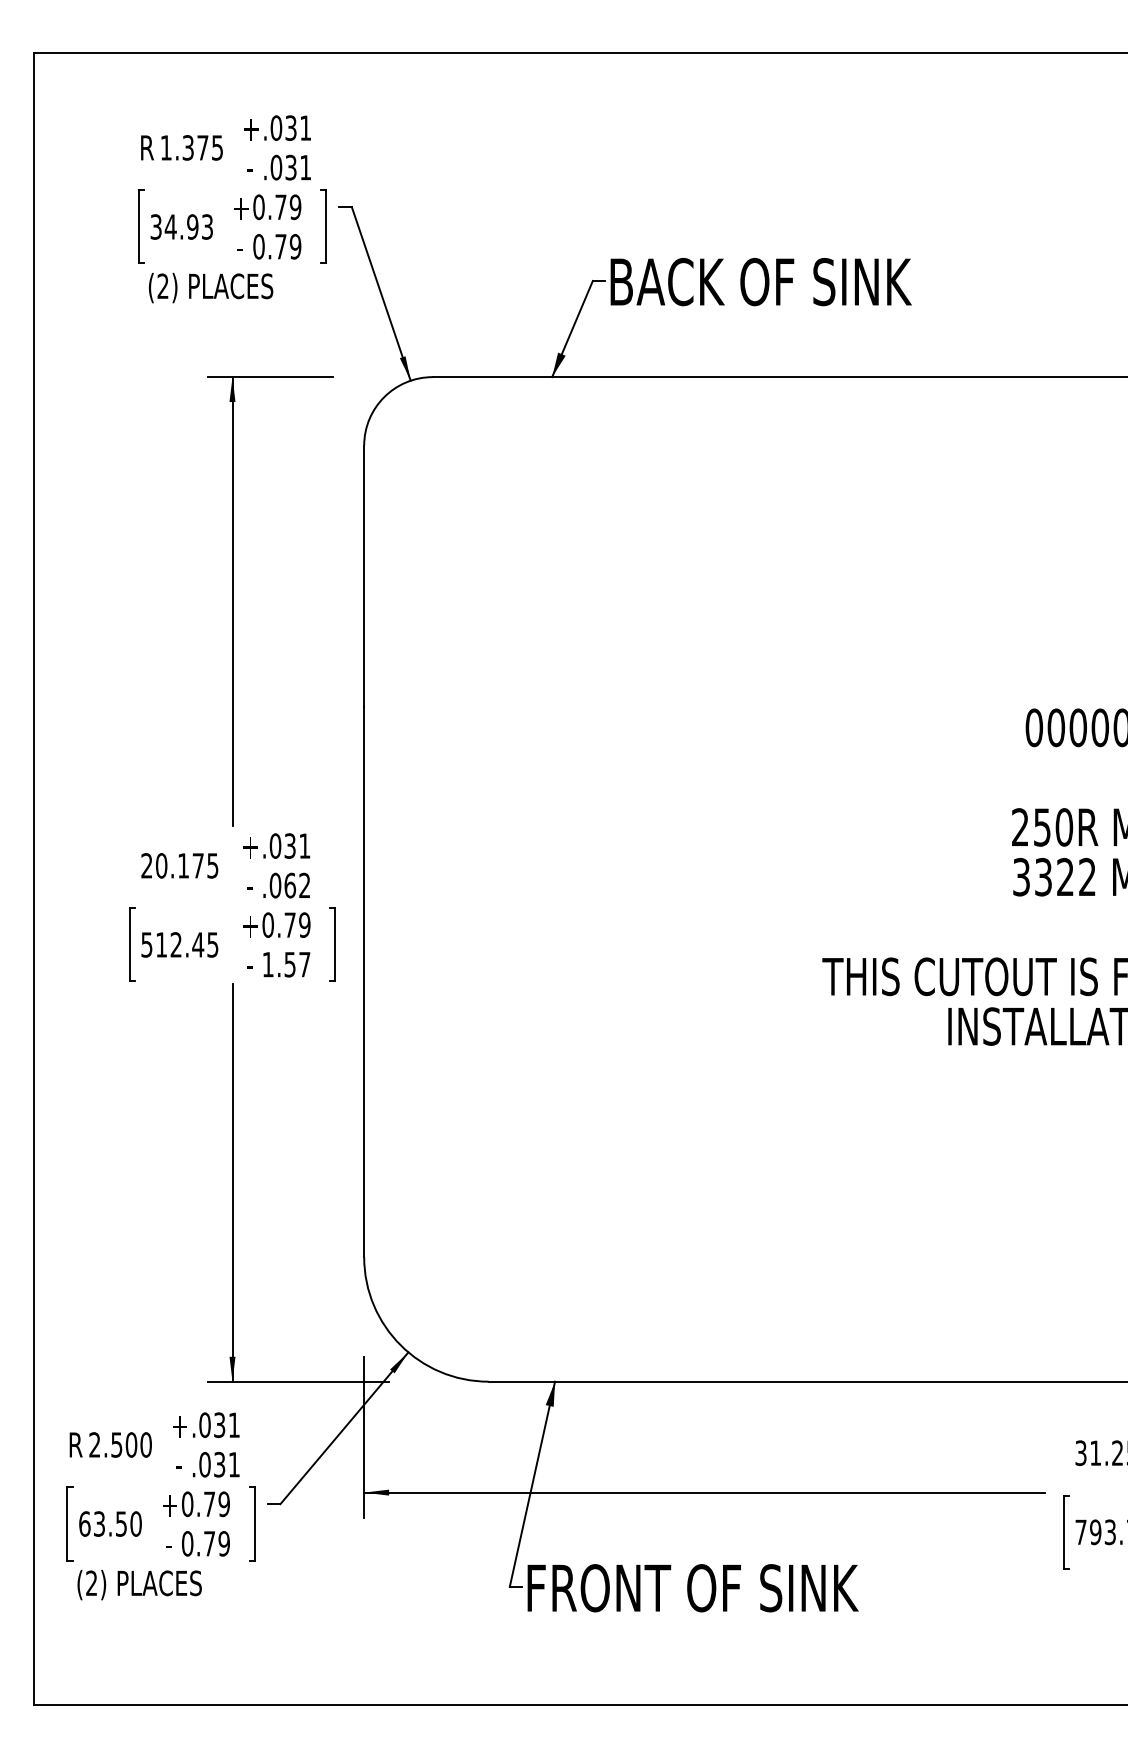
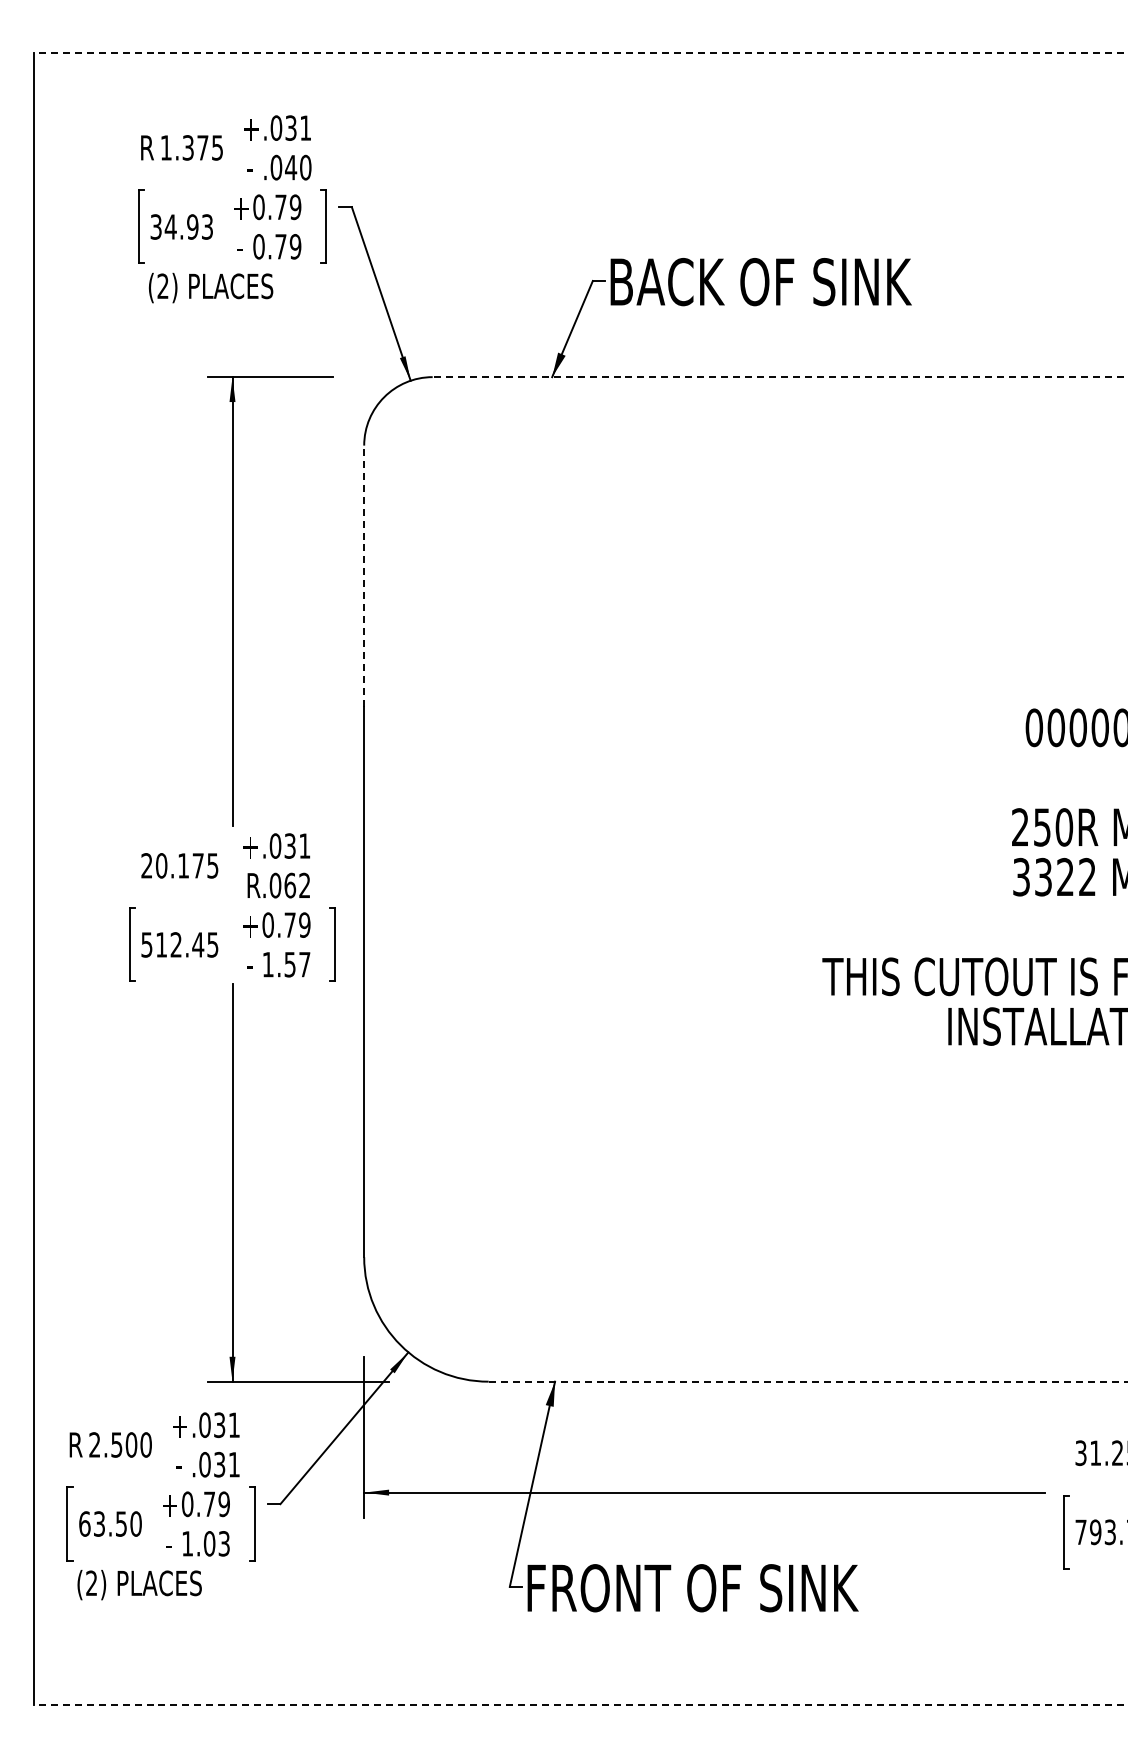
line: solid -> dashed (580, 52)
text: .031 -> .040 (298, 167)
line: solid -> dashed (779, 377)
line: solid -> dashed (364, 576)
text: - -> R (253, 885)
line: solid -> dashed (808, 1381)
text: 0.79 -> 1.03 (205, 1543)
line: solid -> dashed (580, 1705)
